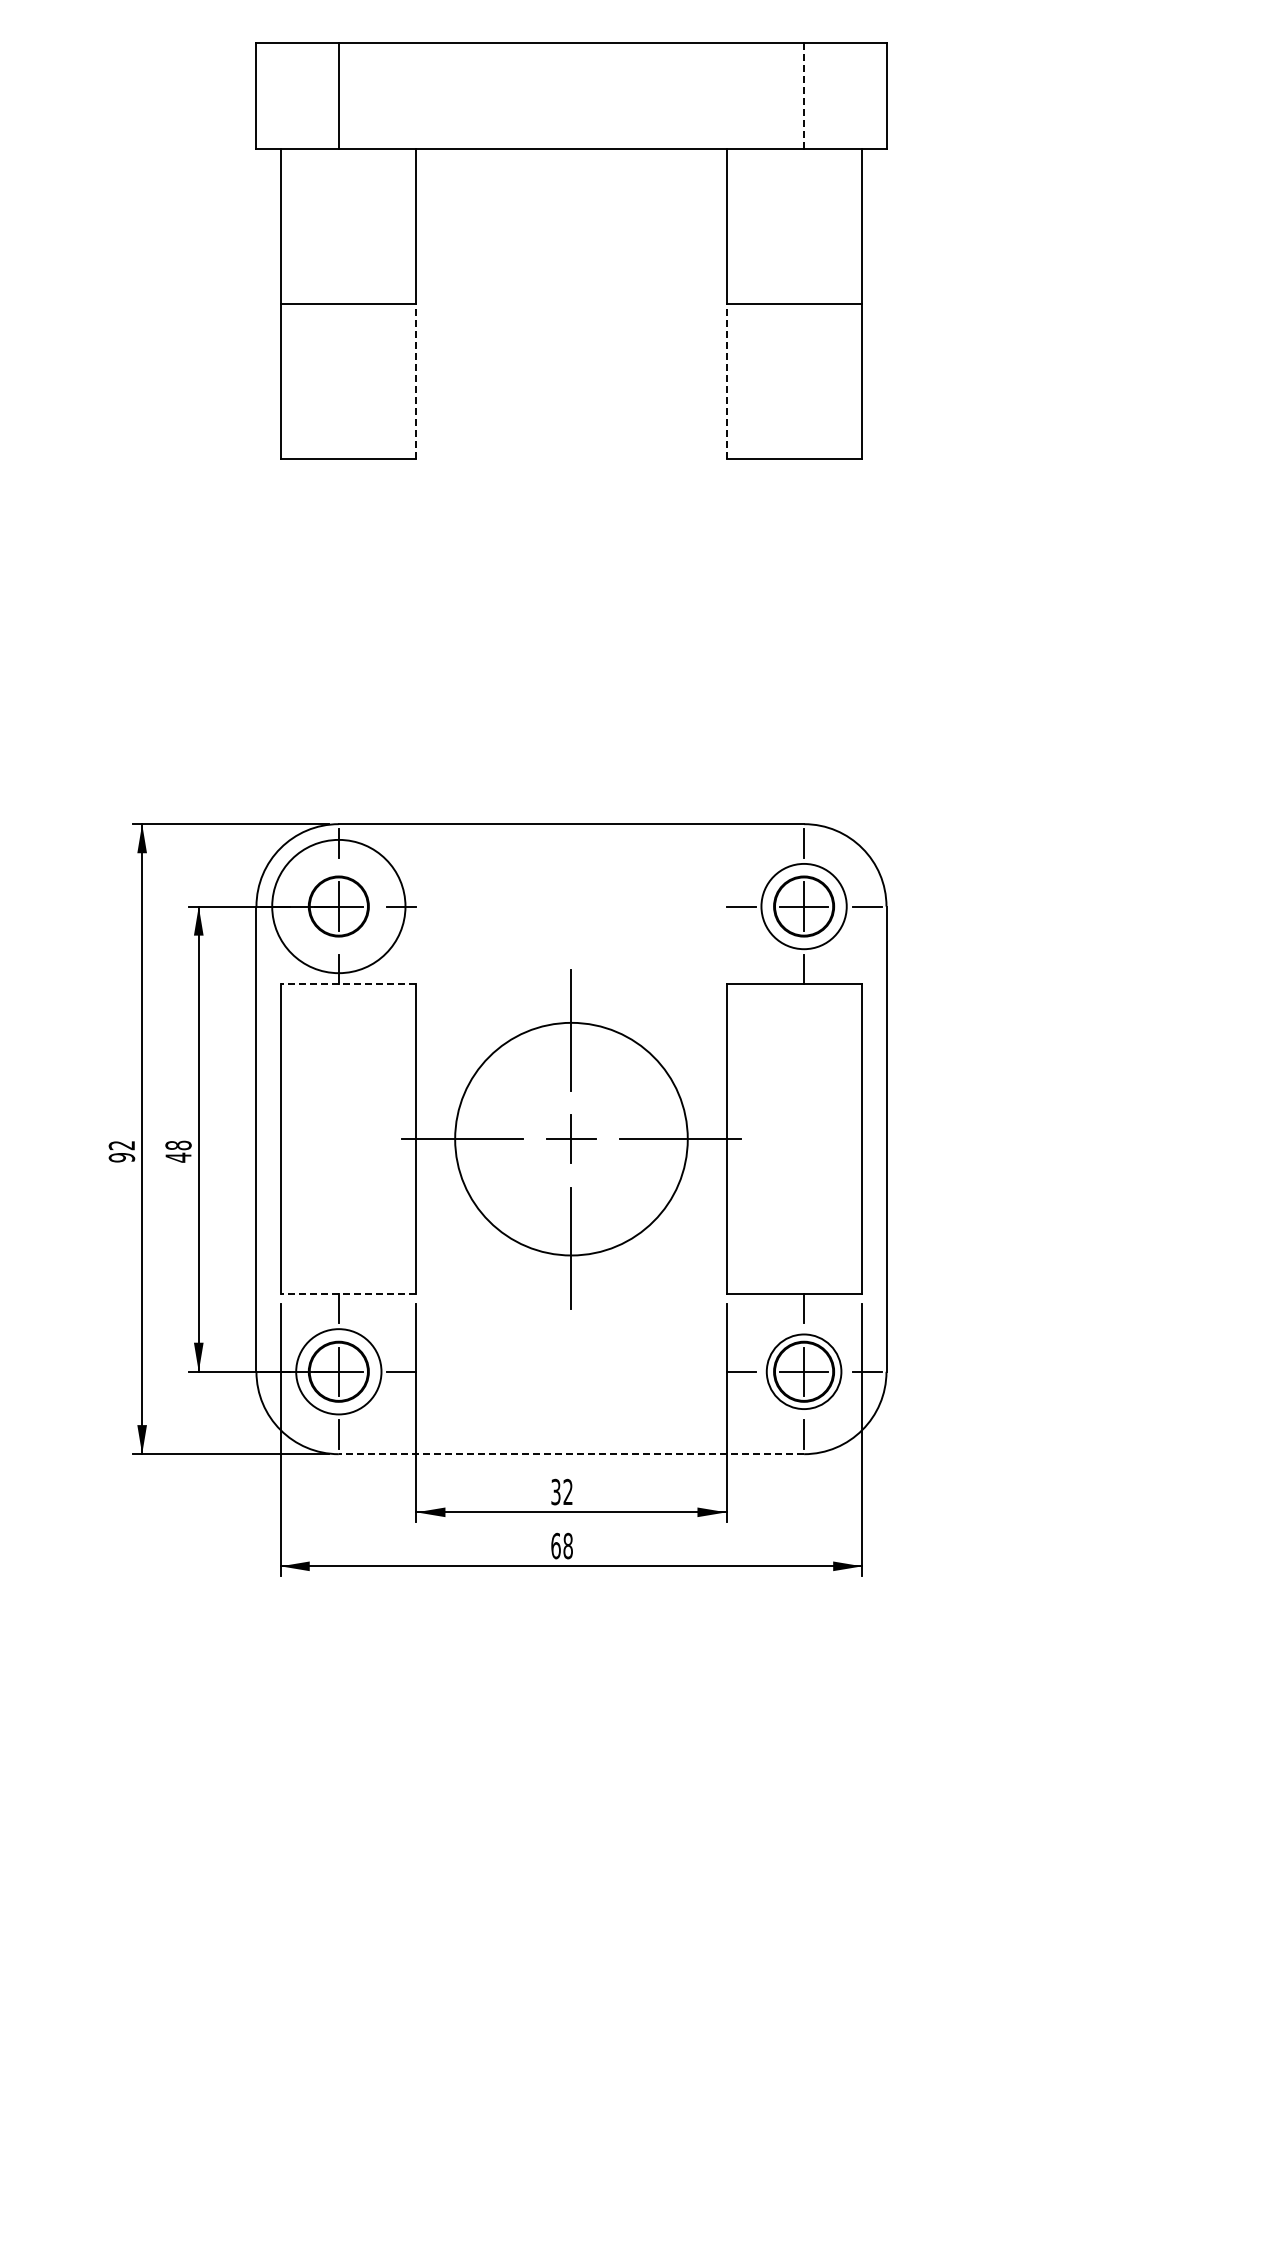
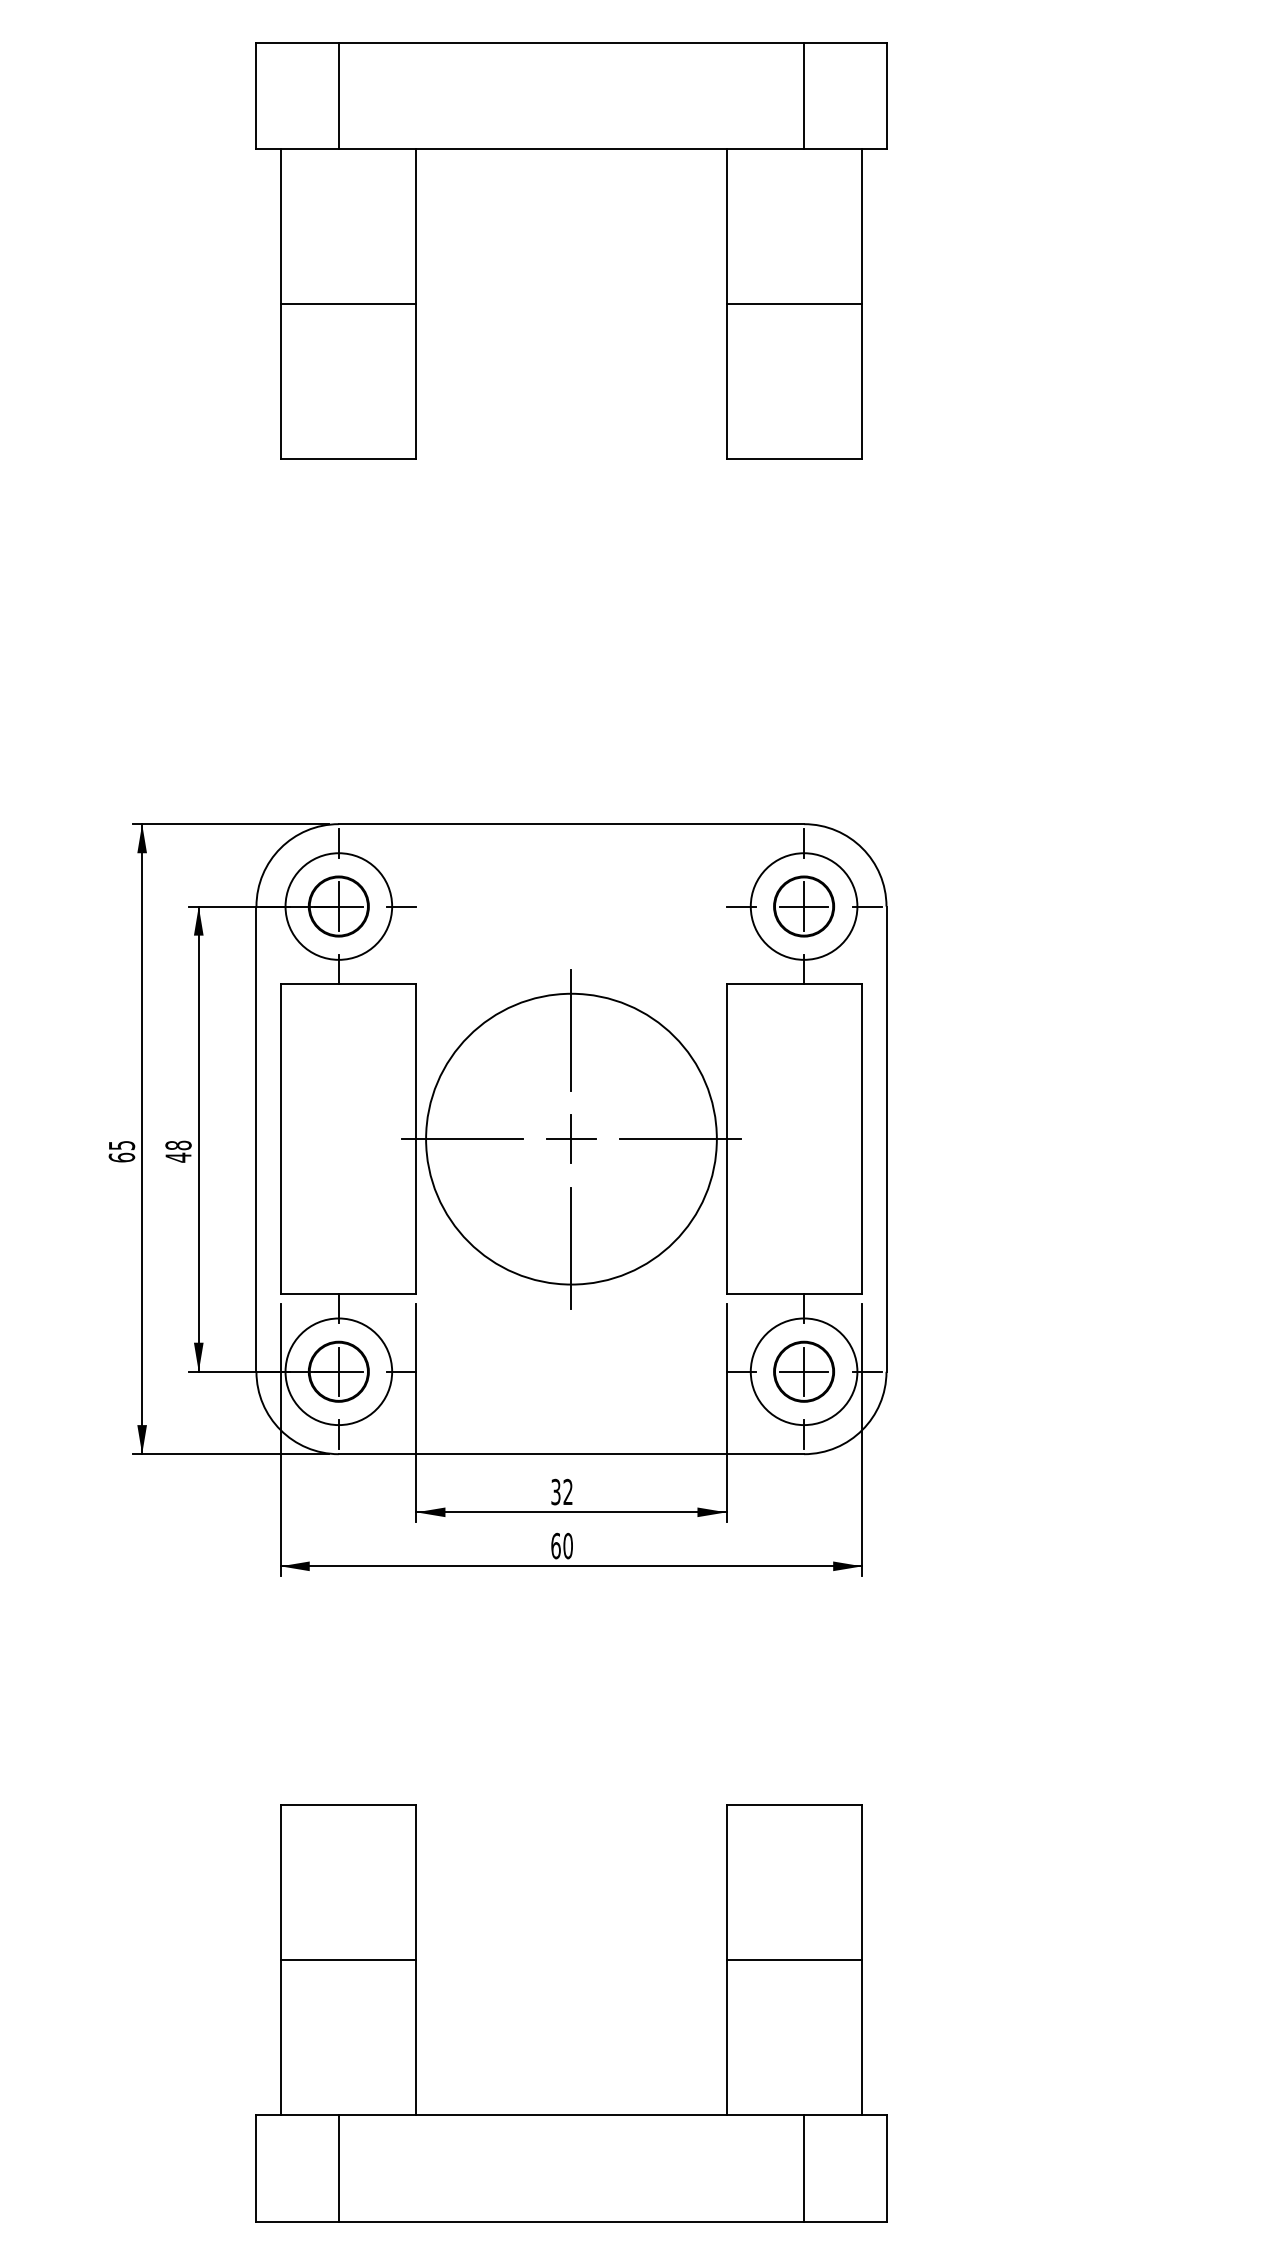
line: dashed -> solid (804, 95)
line: dashed -> solid (416, 381)
line: dashed -> solid (726, 381)
circle diameter: 133 px -> 107 px (338, 906)
circle diameter: 85 px -> 107 px (803, 906)
line: dashed -> solid (348, 984)
circle diameter: 233 px -> 291 px (571, 1138)
text: 92 -> 65 (121, 1151)
line: dashed -> solid (348, 1294)
circle diameter: 85 px -> 107 px (338, 1371)
circle diameter: 75 px -> 107 px (803, 1371)
line: dashed -> solid (571, 1454)
text: 68 -> 60 (567, 1545)
part: none -> present (571, 2114)
